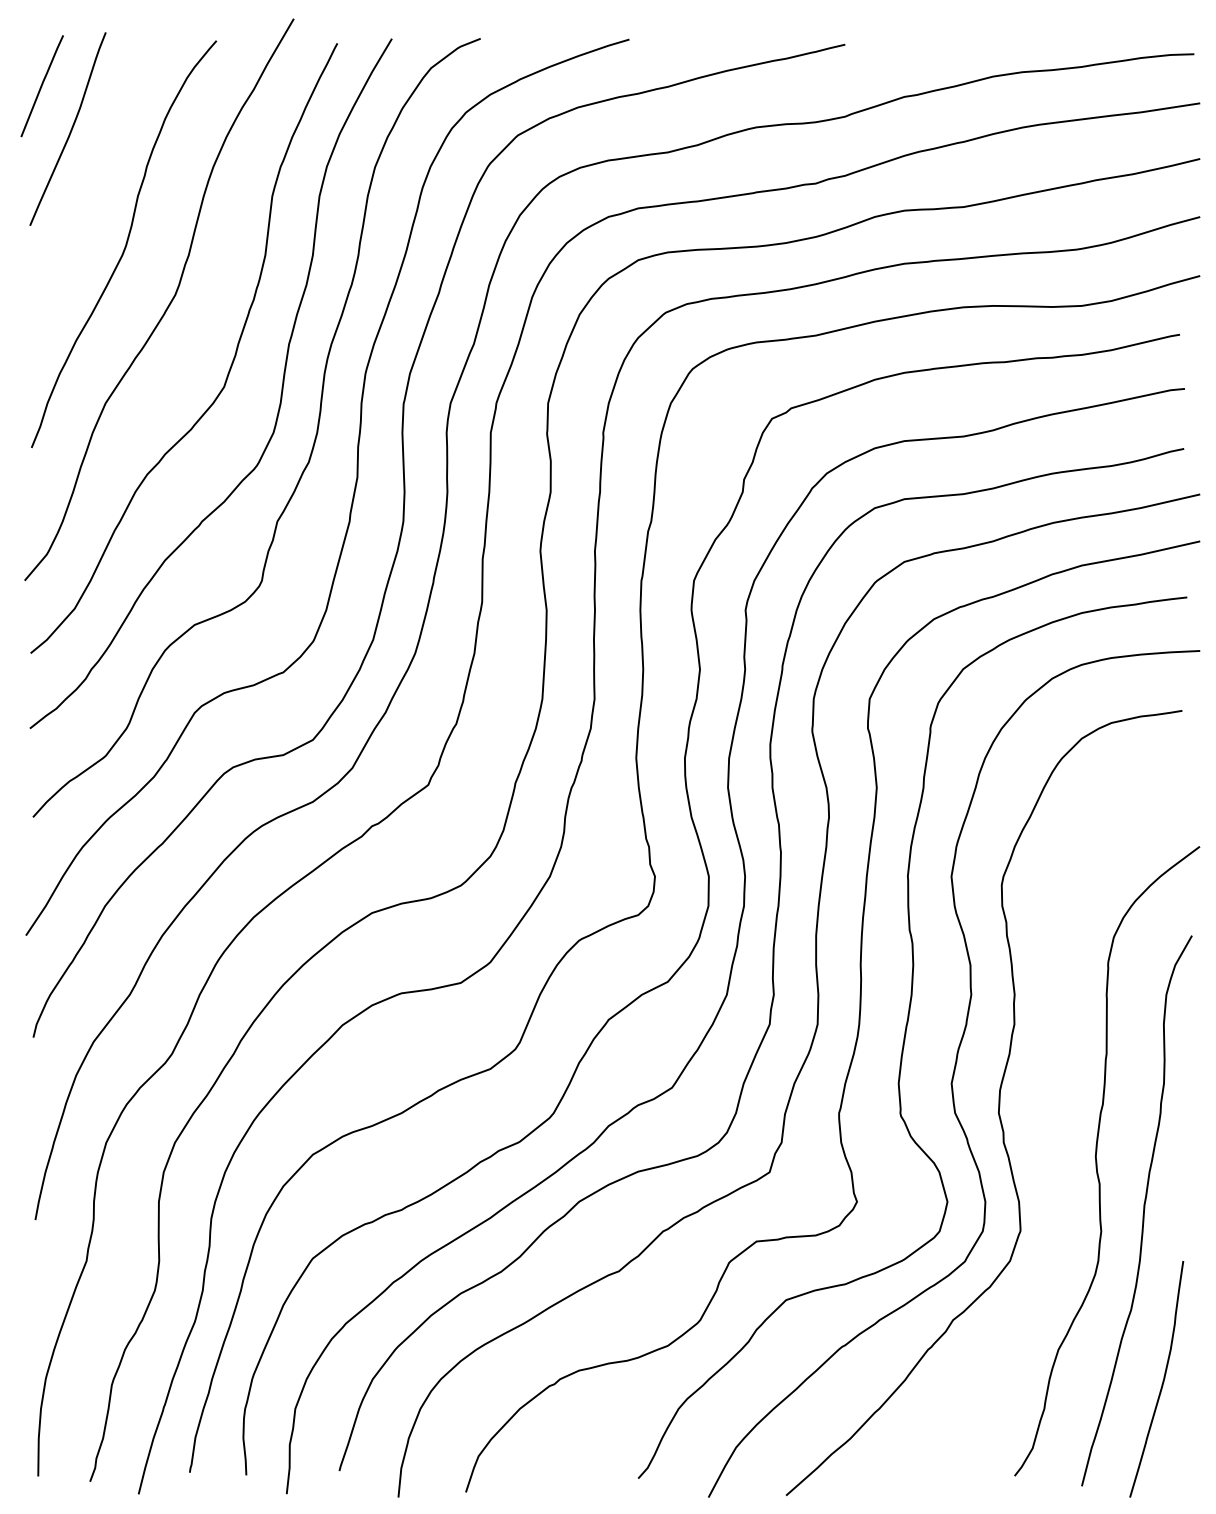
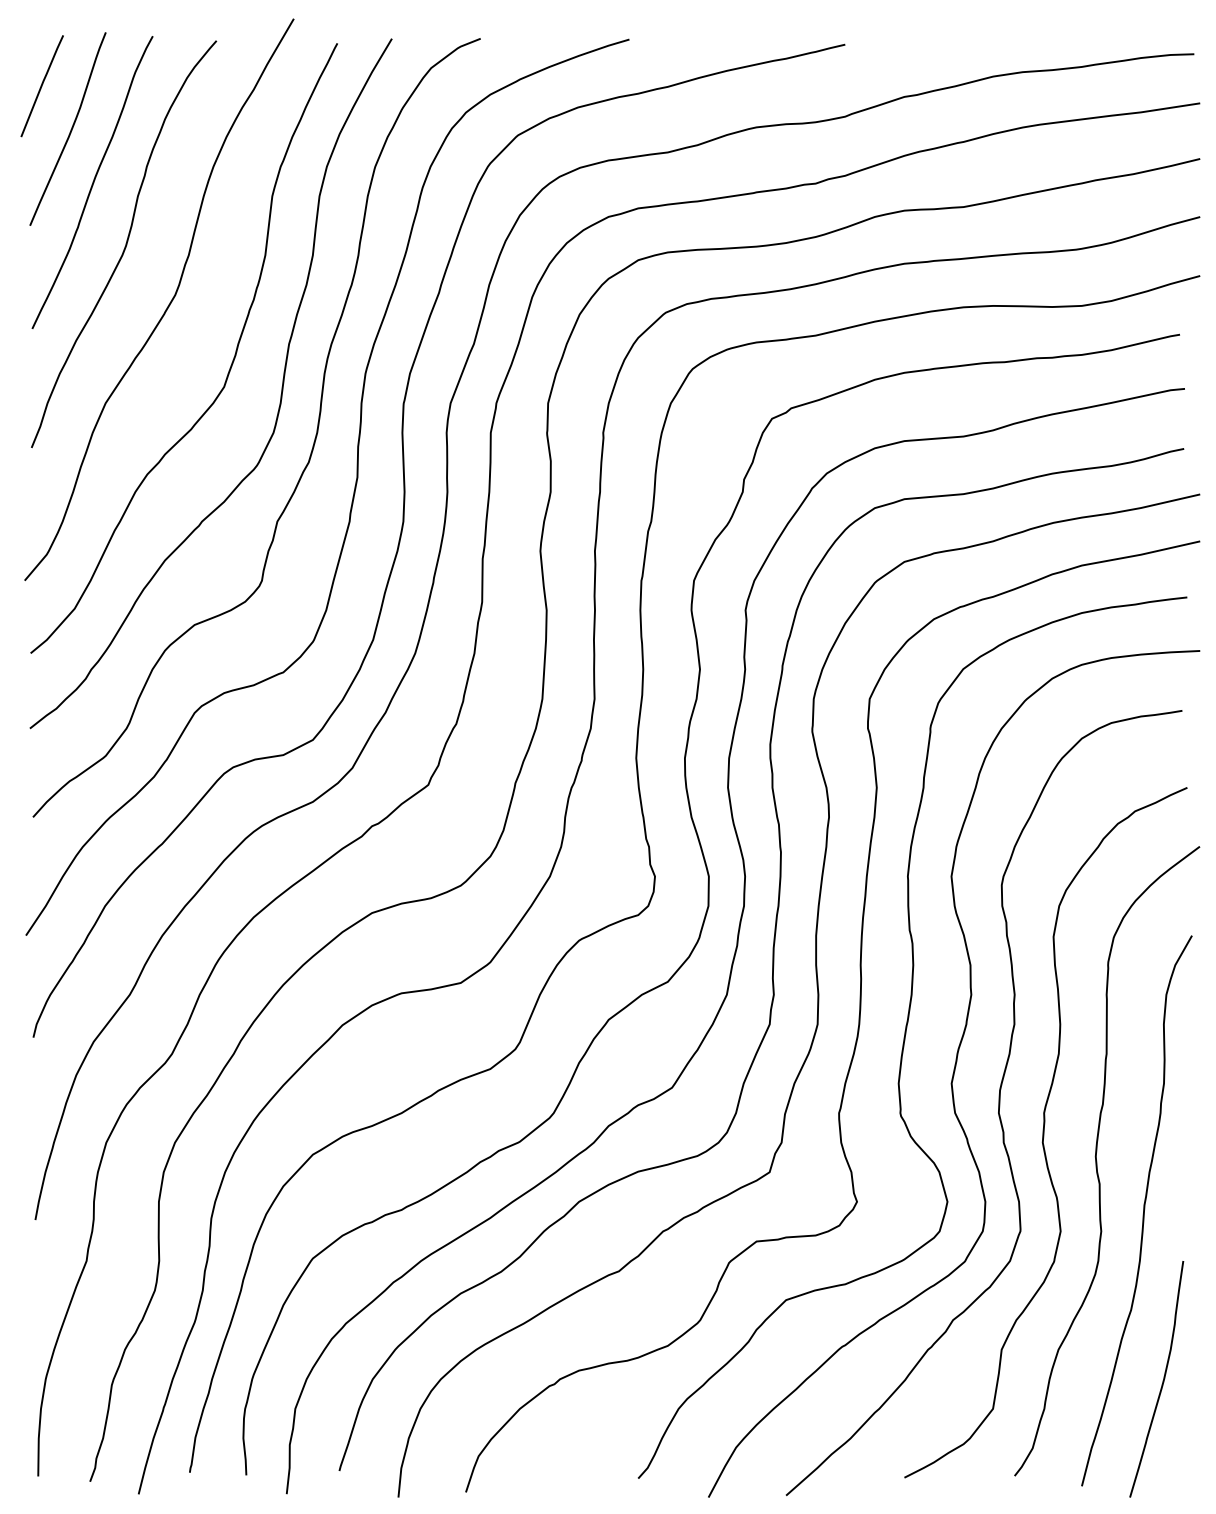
curve: none -> present (92, 182)
curve: none -> present (1044, 1132)
